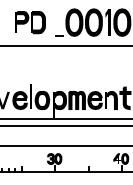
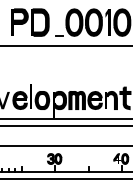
part size: 31x24 px -> 39x29 px (30, 22)
line: none -> present (65, 178)
